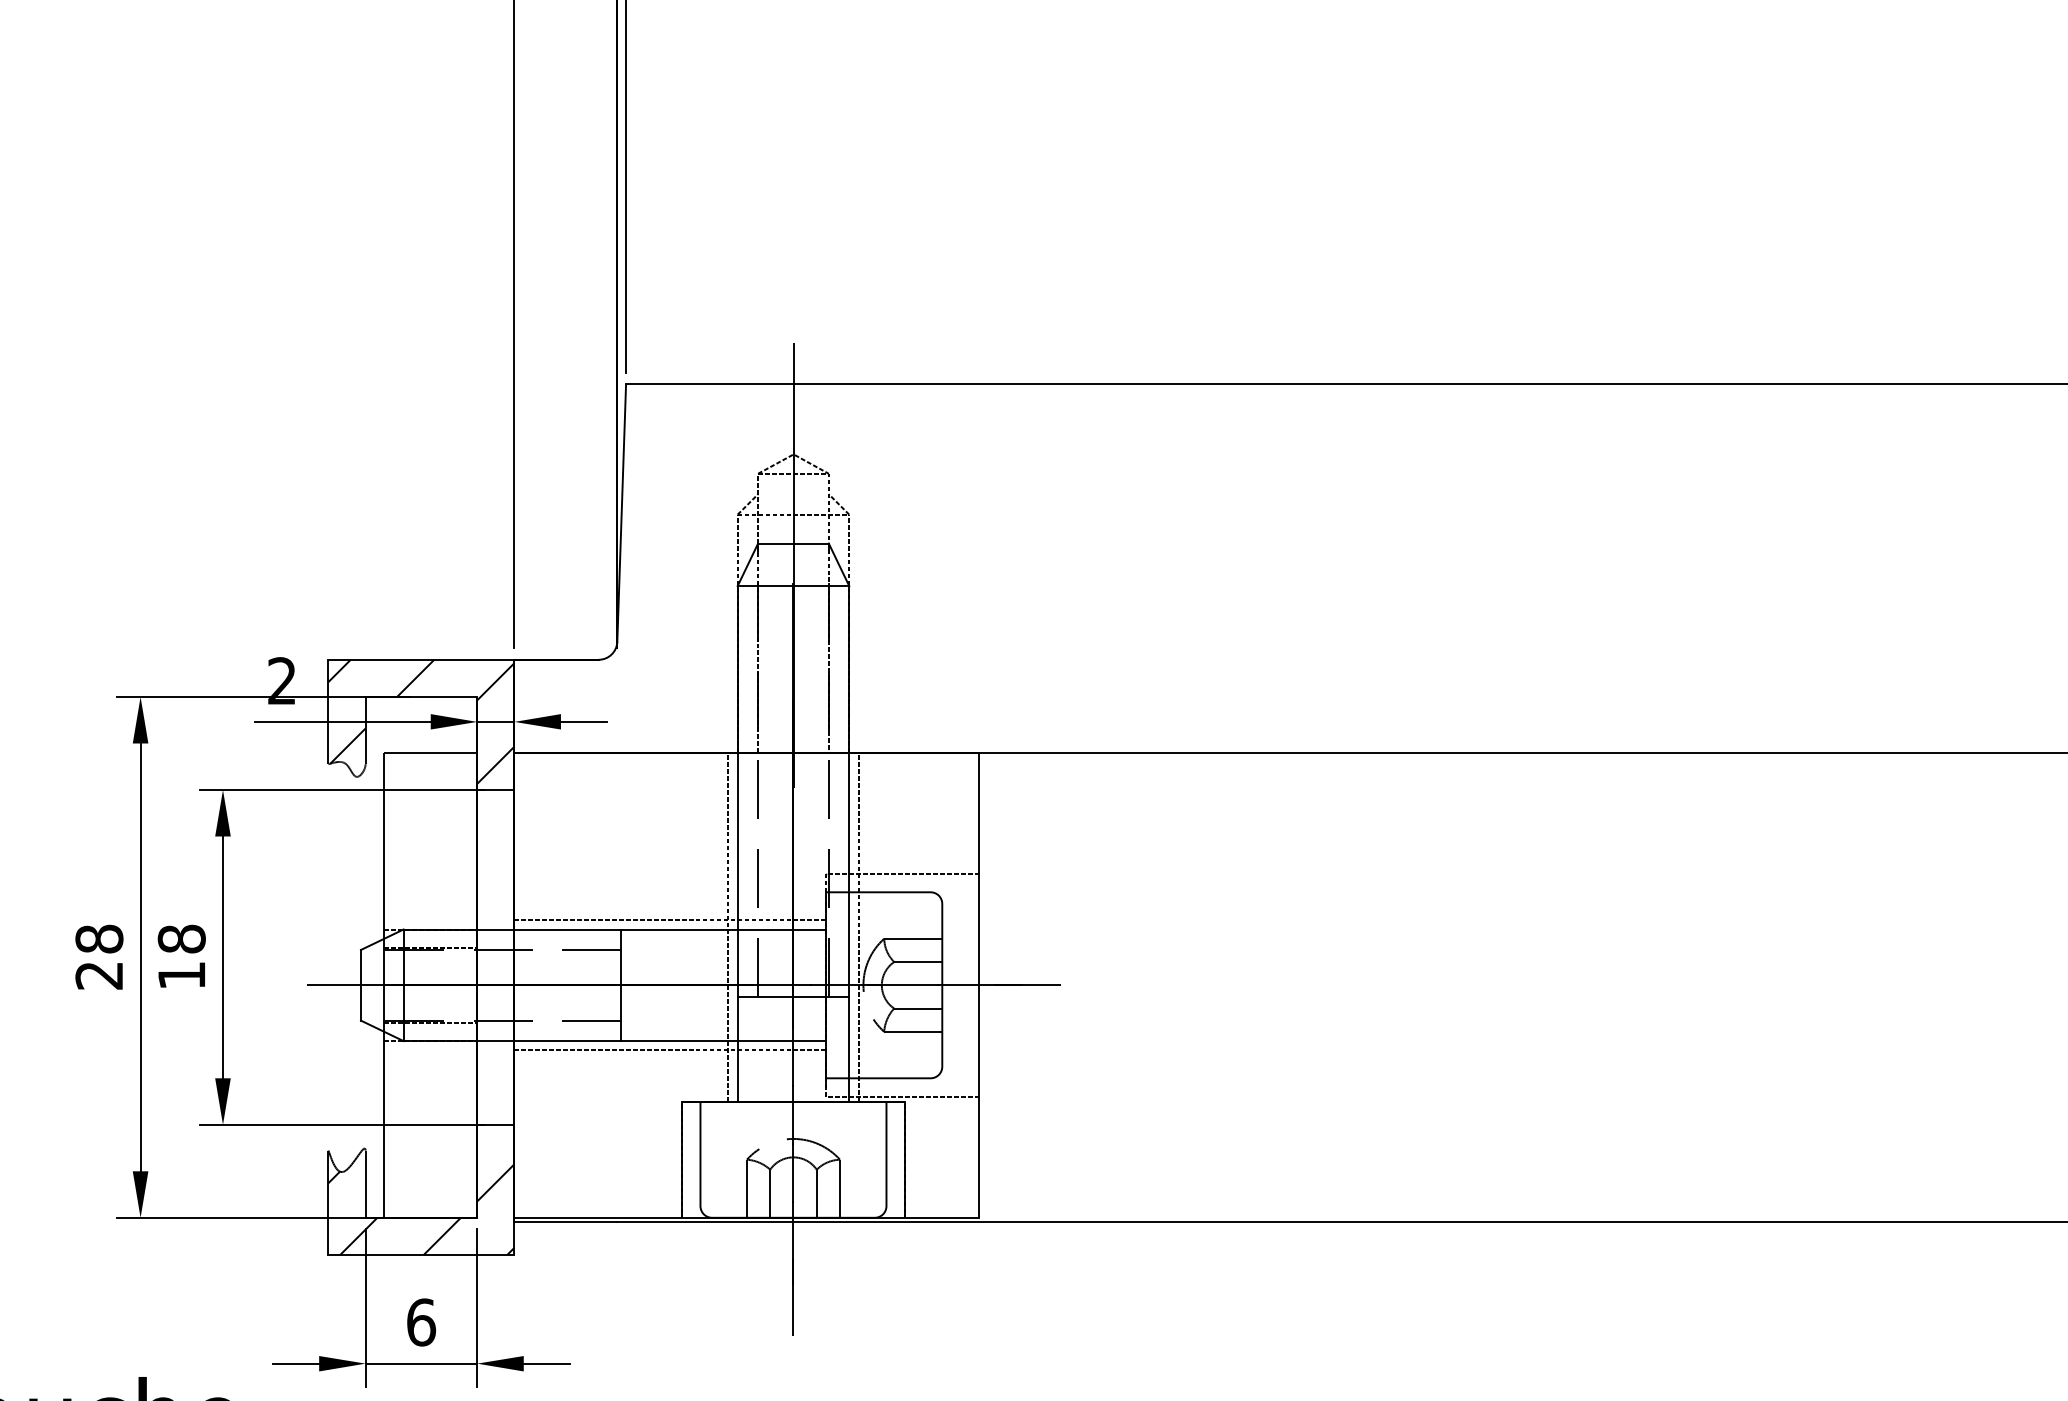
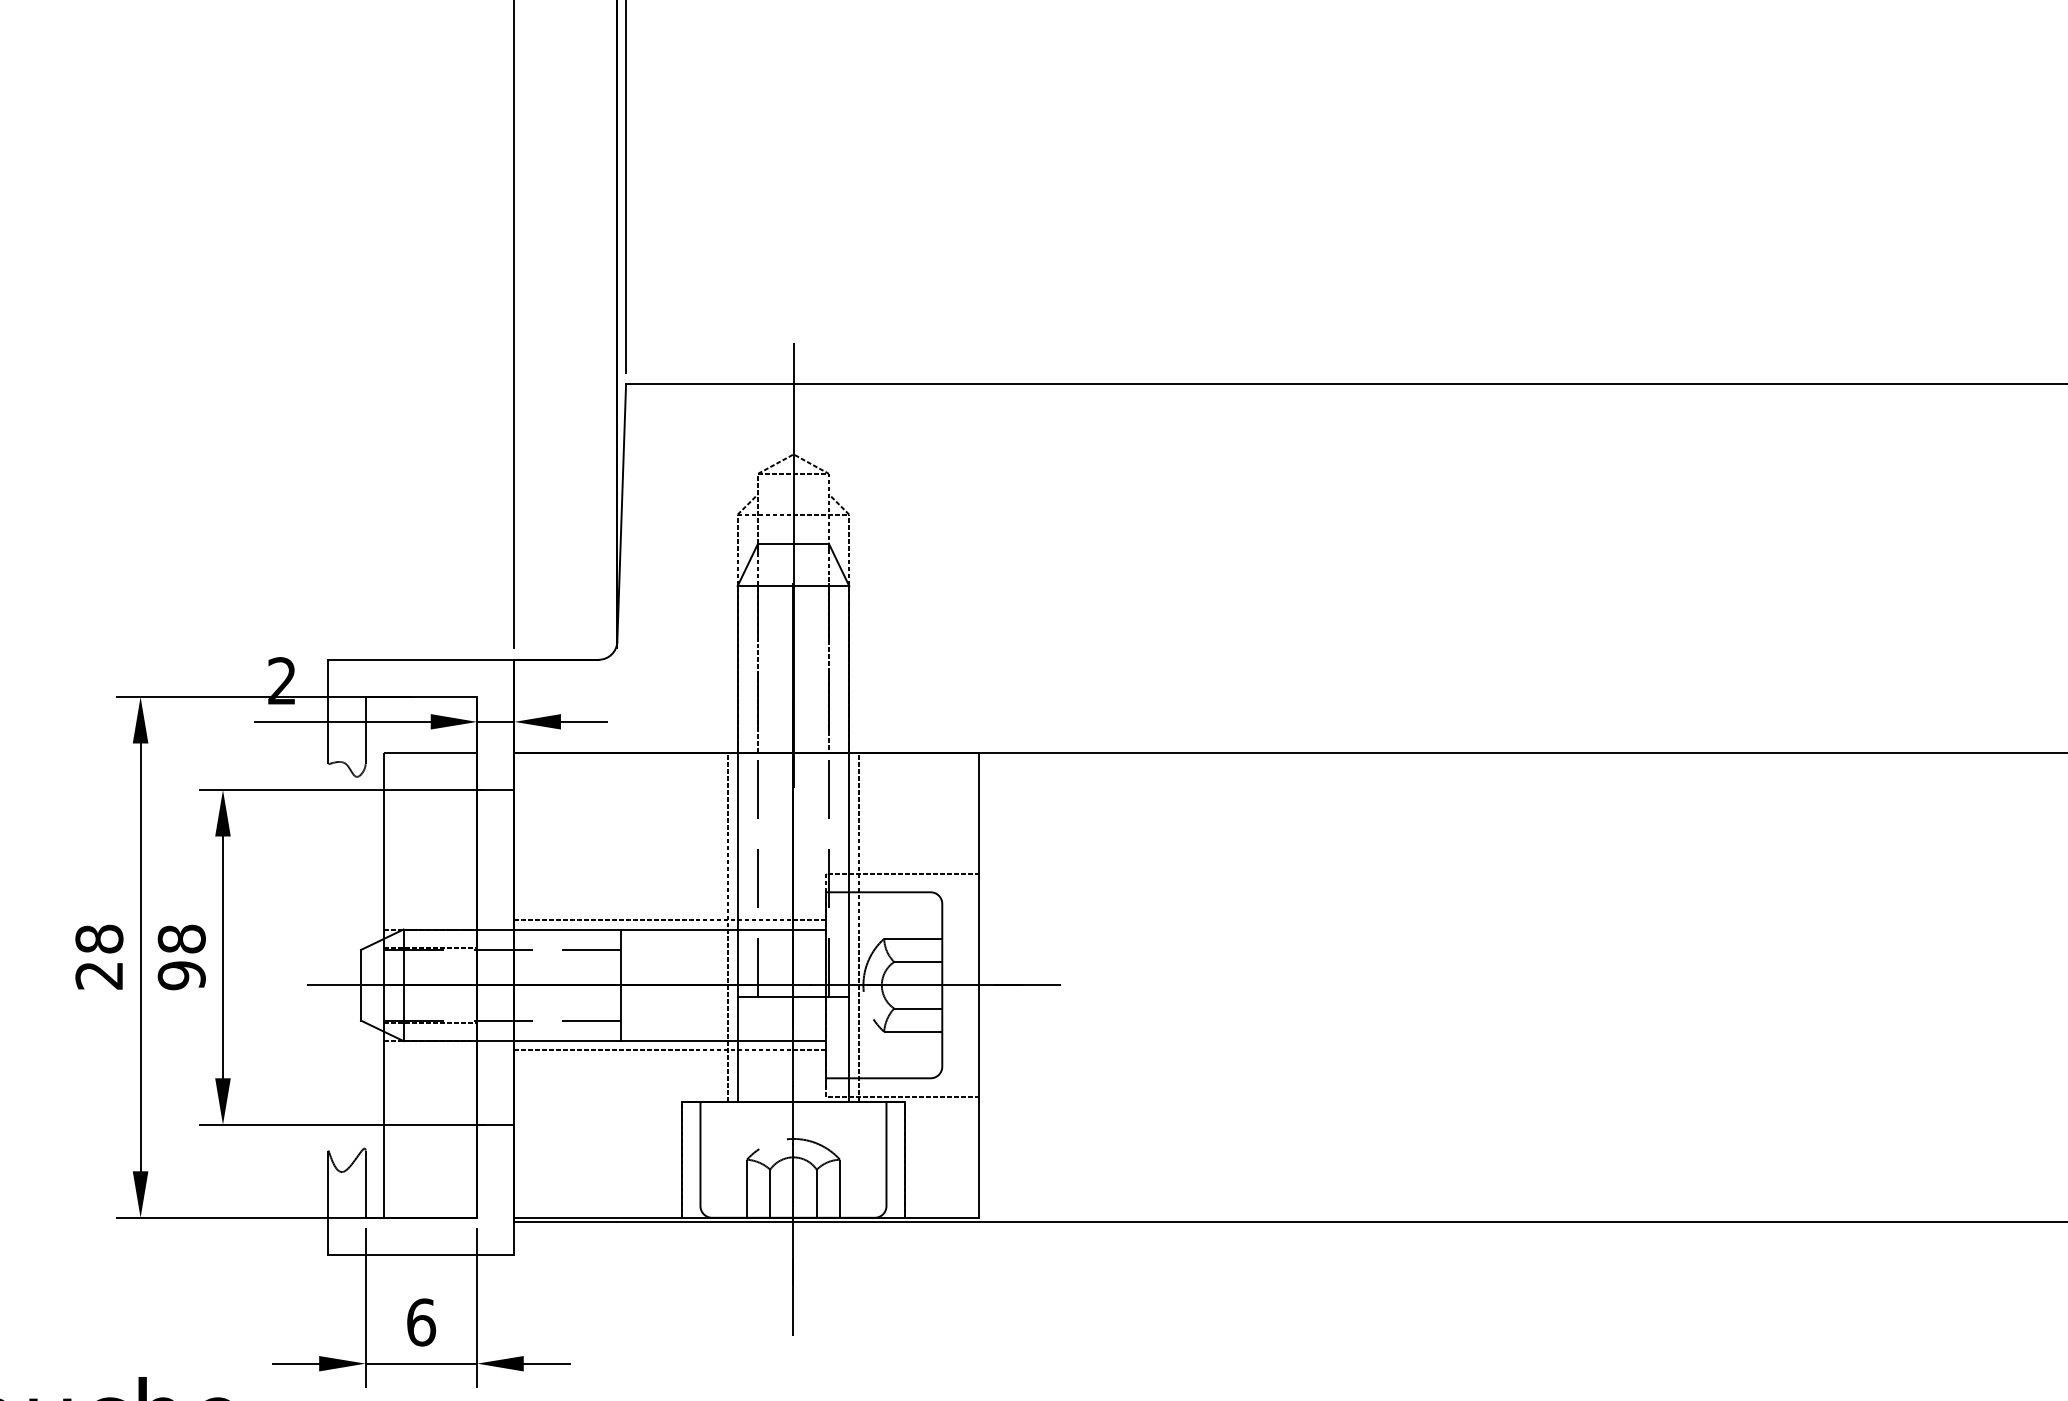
hatch: present -> none (421, 721)
text: 18 -> 98 (181, 975)
hatch: present -> none (421, 1209)
